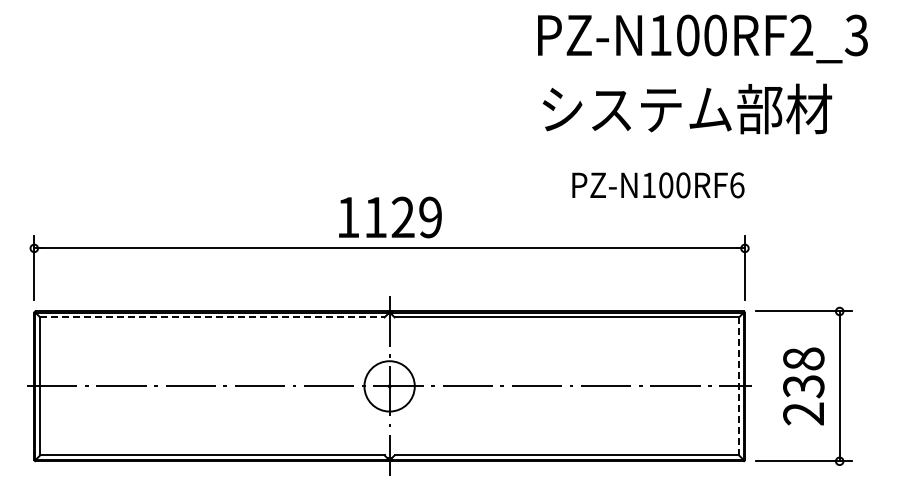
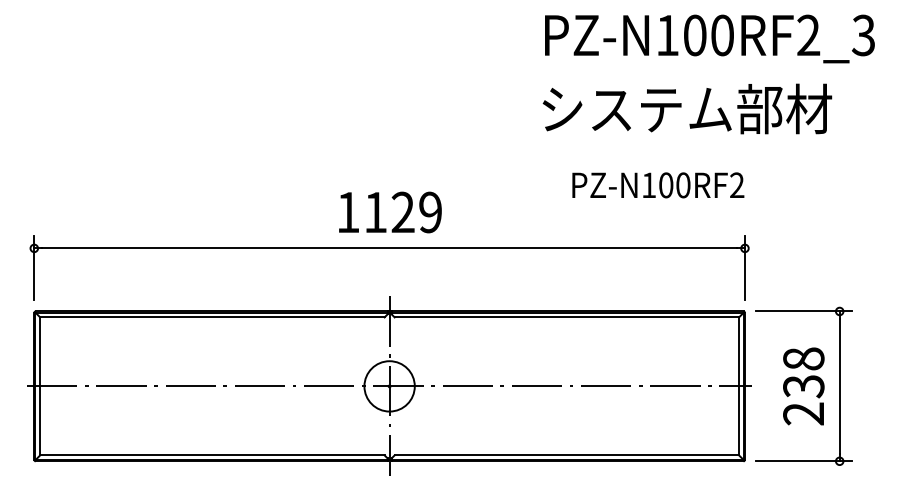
text position: (702, 38) -> (709, 38) (709, 38)
text: PZ-N100RF6 -> PZ-N100RF2 (737, 185)
text position: (390, 217) -> (390, 212) (390, 212)
line: dashed -> solid (212, 317)
line: dashed -> solid (739, 386)
